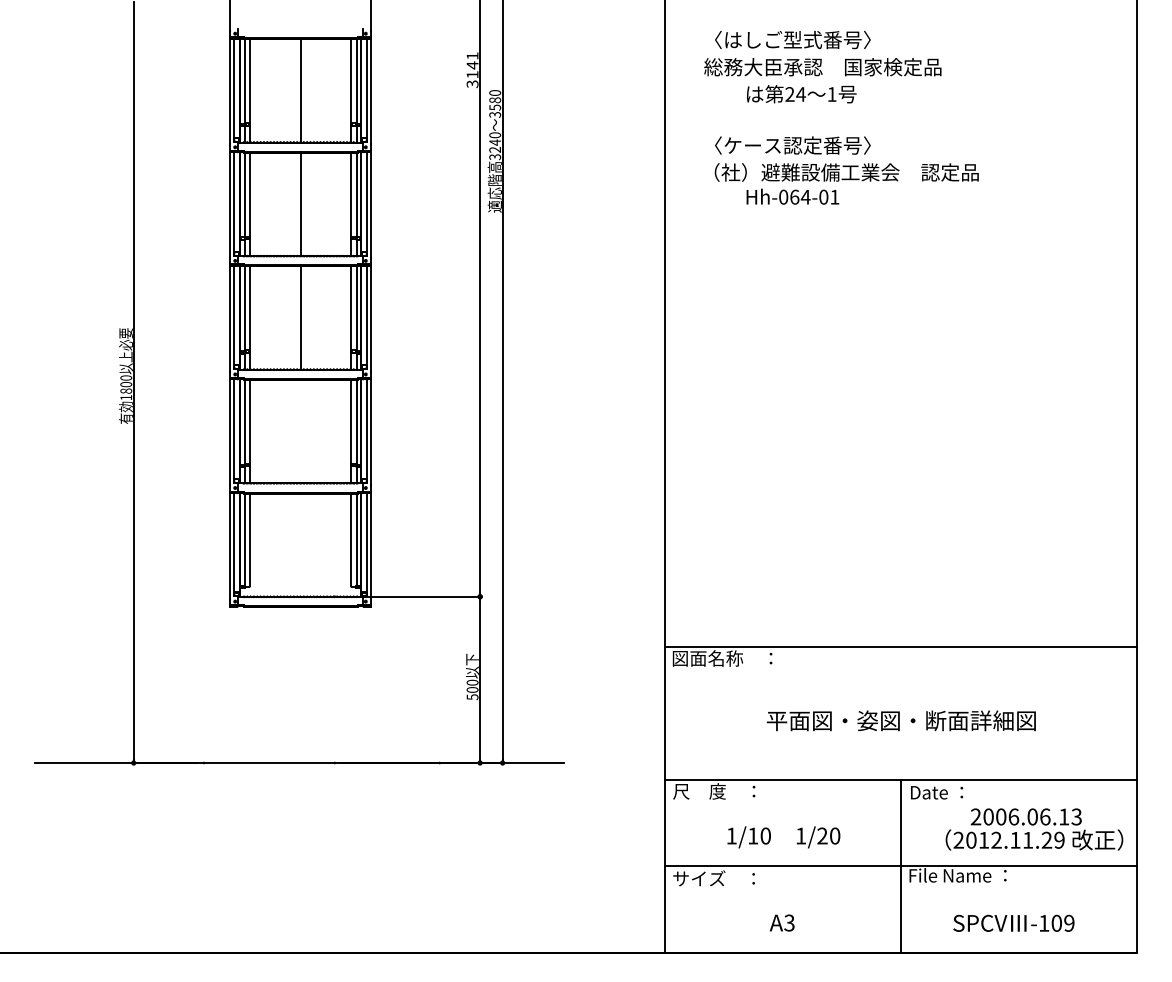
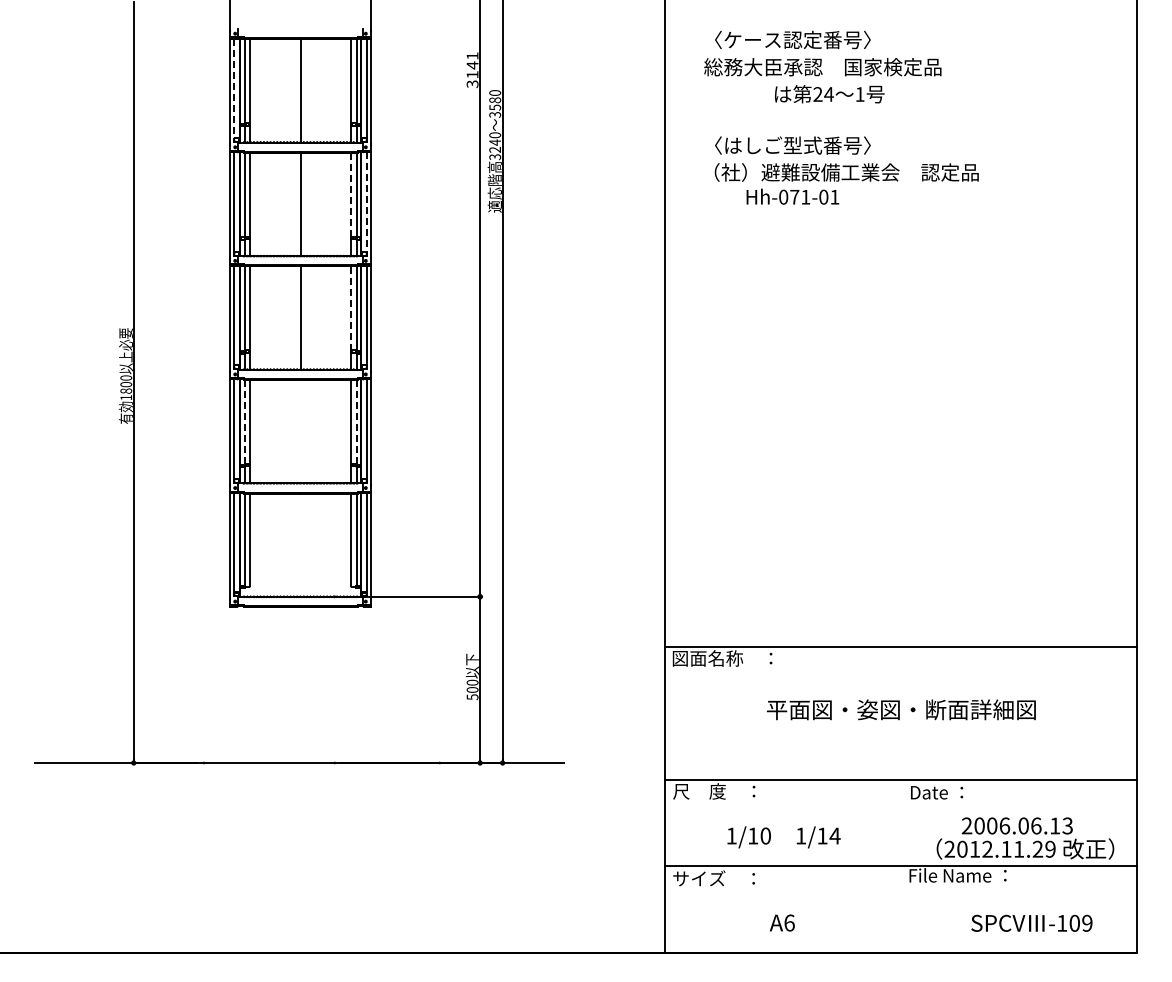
text: 〈はしご型式番号〉 -> 〈ケース認定番号〉 (773, 39)
line: solid -> dashed (234, 88)
text position: (801, 94) -> (829, 94) (829, 94)
text: 〈ケース認定番号〉 -> 〈はしご型式番号〉 (773, 145)
line: solid -> dashed (351, 194)
text: Hh-064-01 -> Hh-071-01 (800, 196)
line: solid -> dashed (366, 201)
line: solid -> dashed (351, 308)
line: solid -> dashed (244, 422)
line: solid -> dashed (356, 422)
text position: (900, 720) -> (900, 709) (900, 709)
text position: (1034, 829) -> (1025, 838) (1025, 838)
text: 1/20 -> 1/14 (828, 835)
line: present -> none (900, 865)
text: A3 -> A6 (789, 922)
text position: (1013, 922) -> (1031, 922) (1031, 922)
